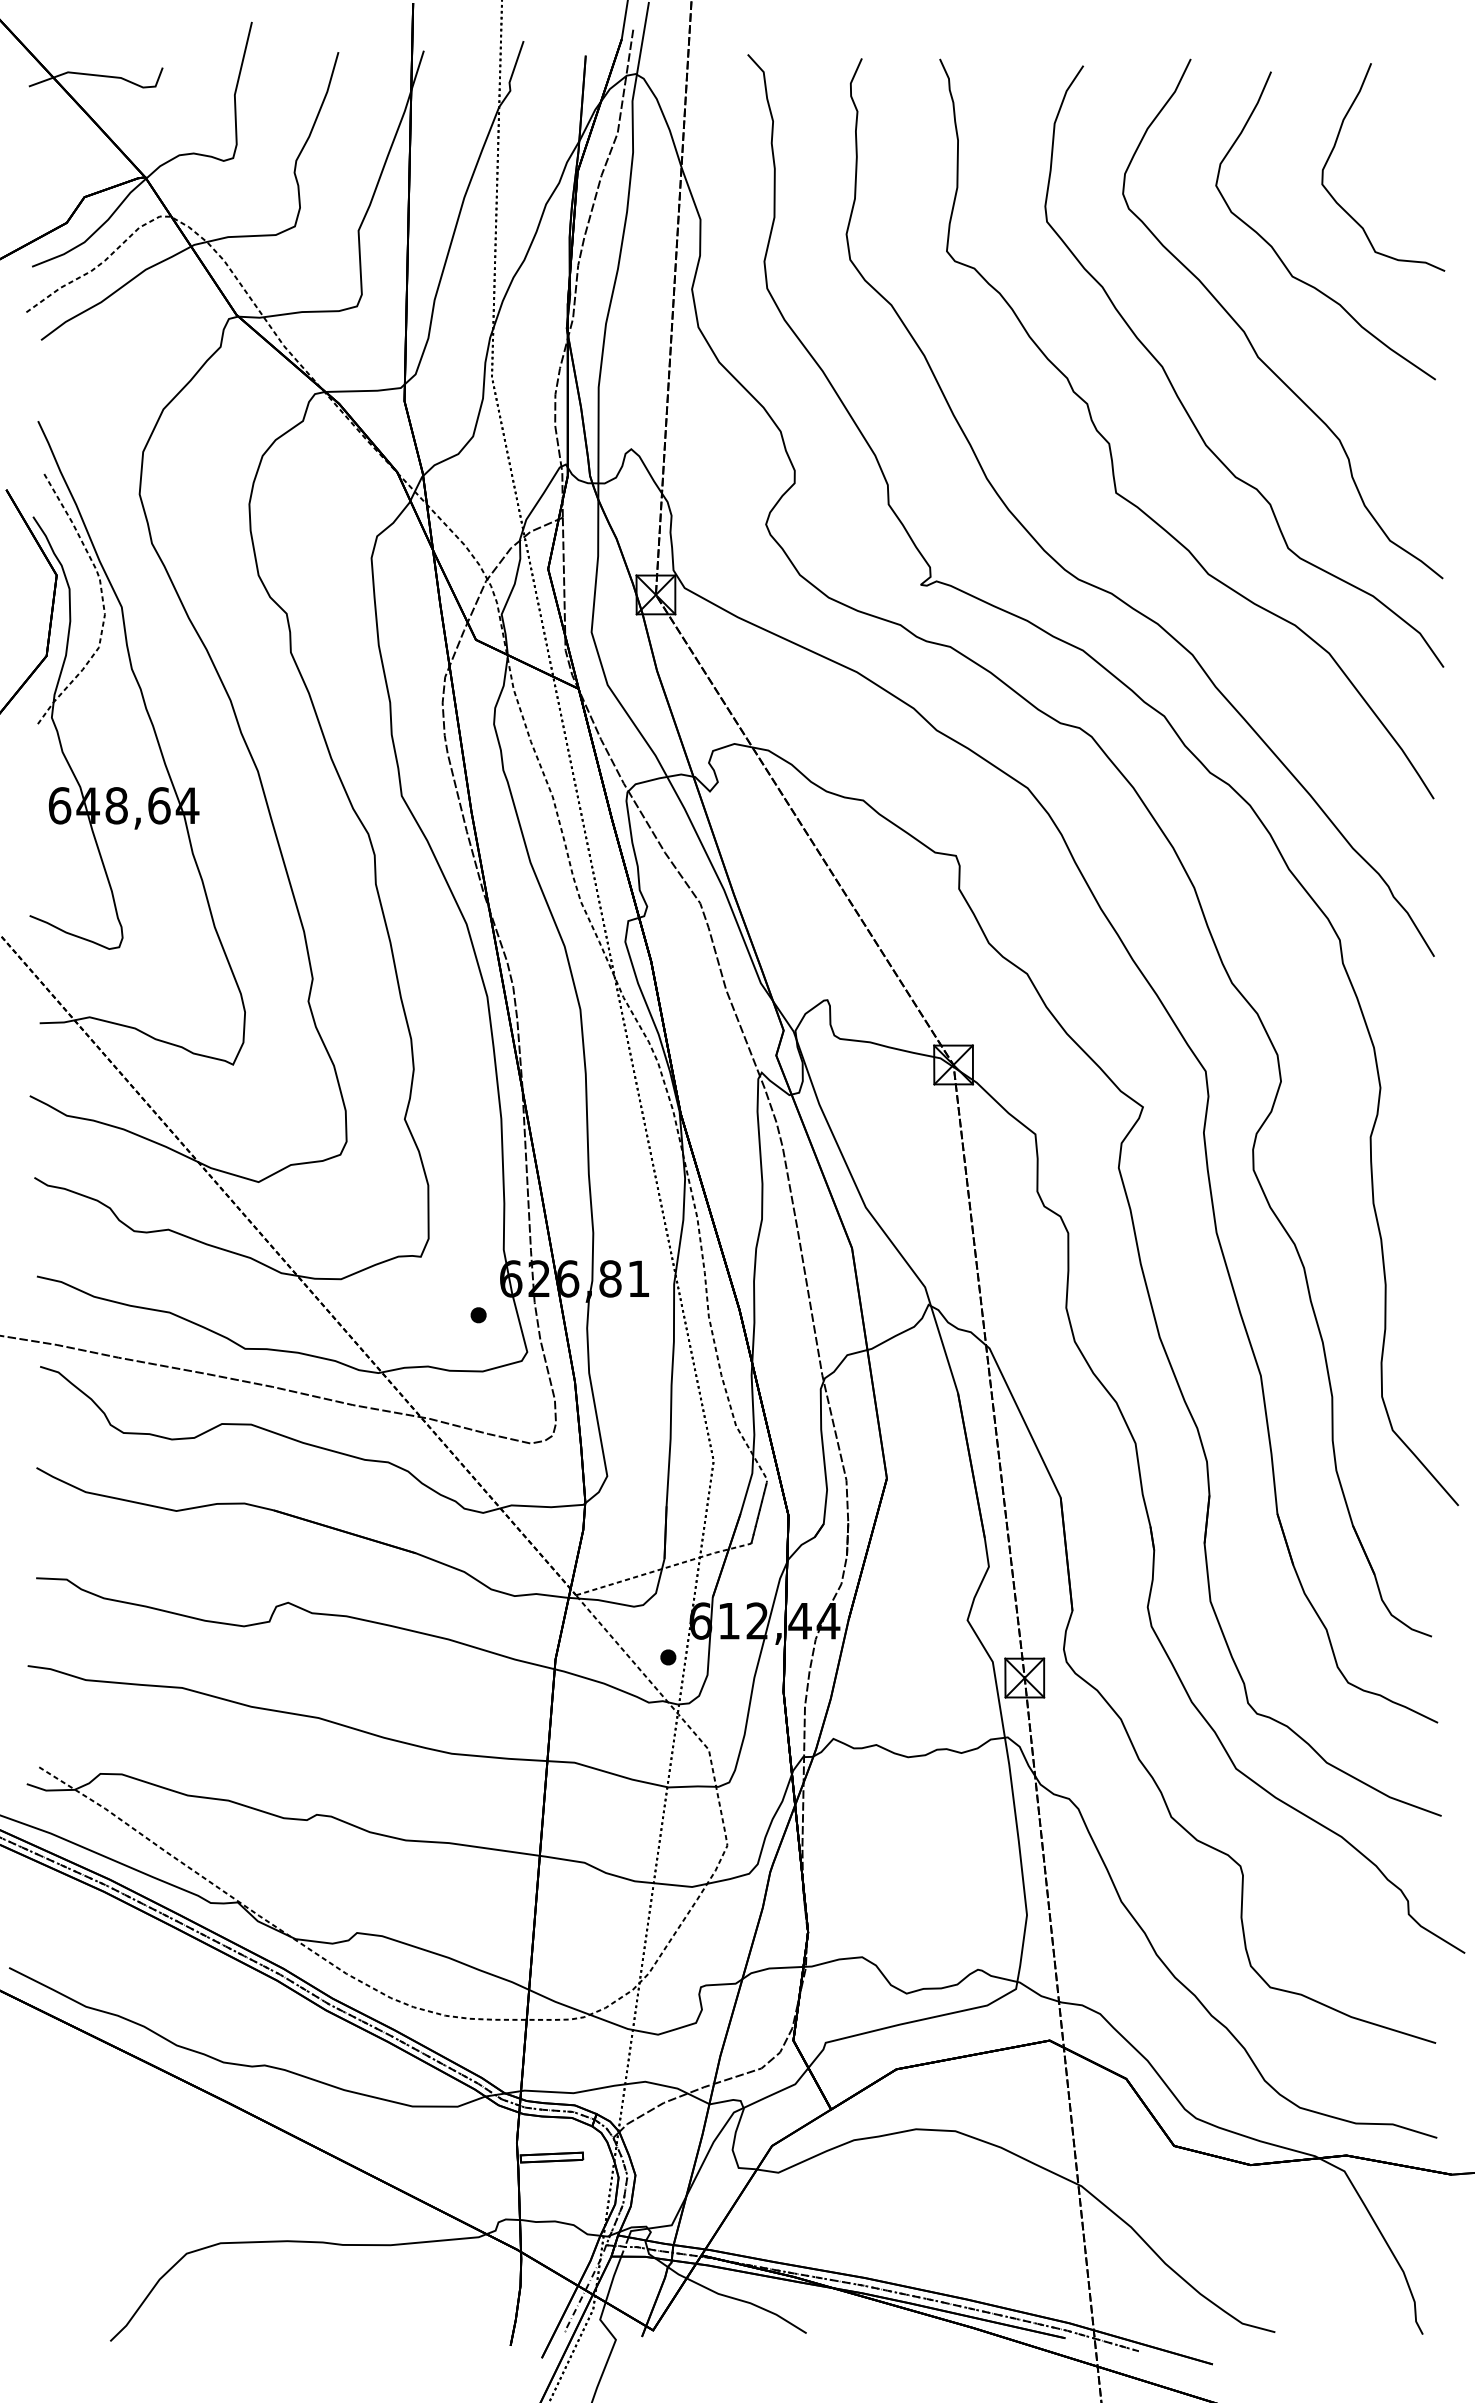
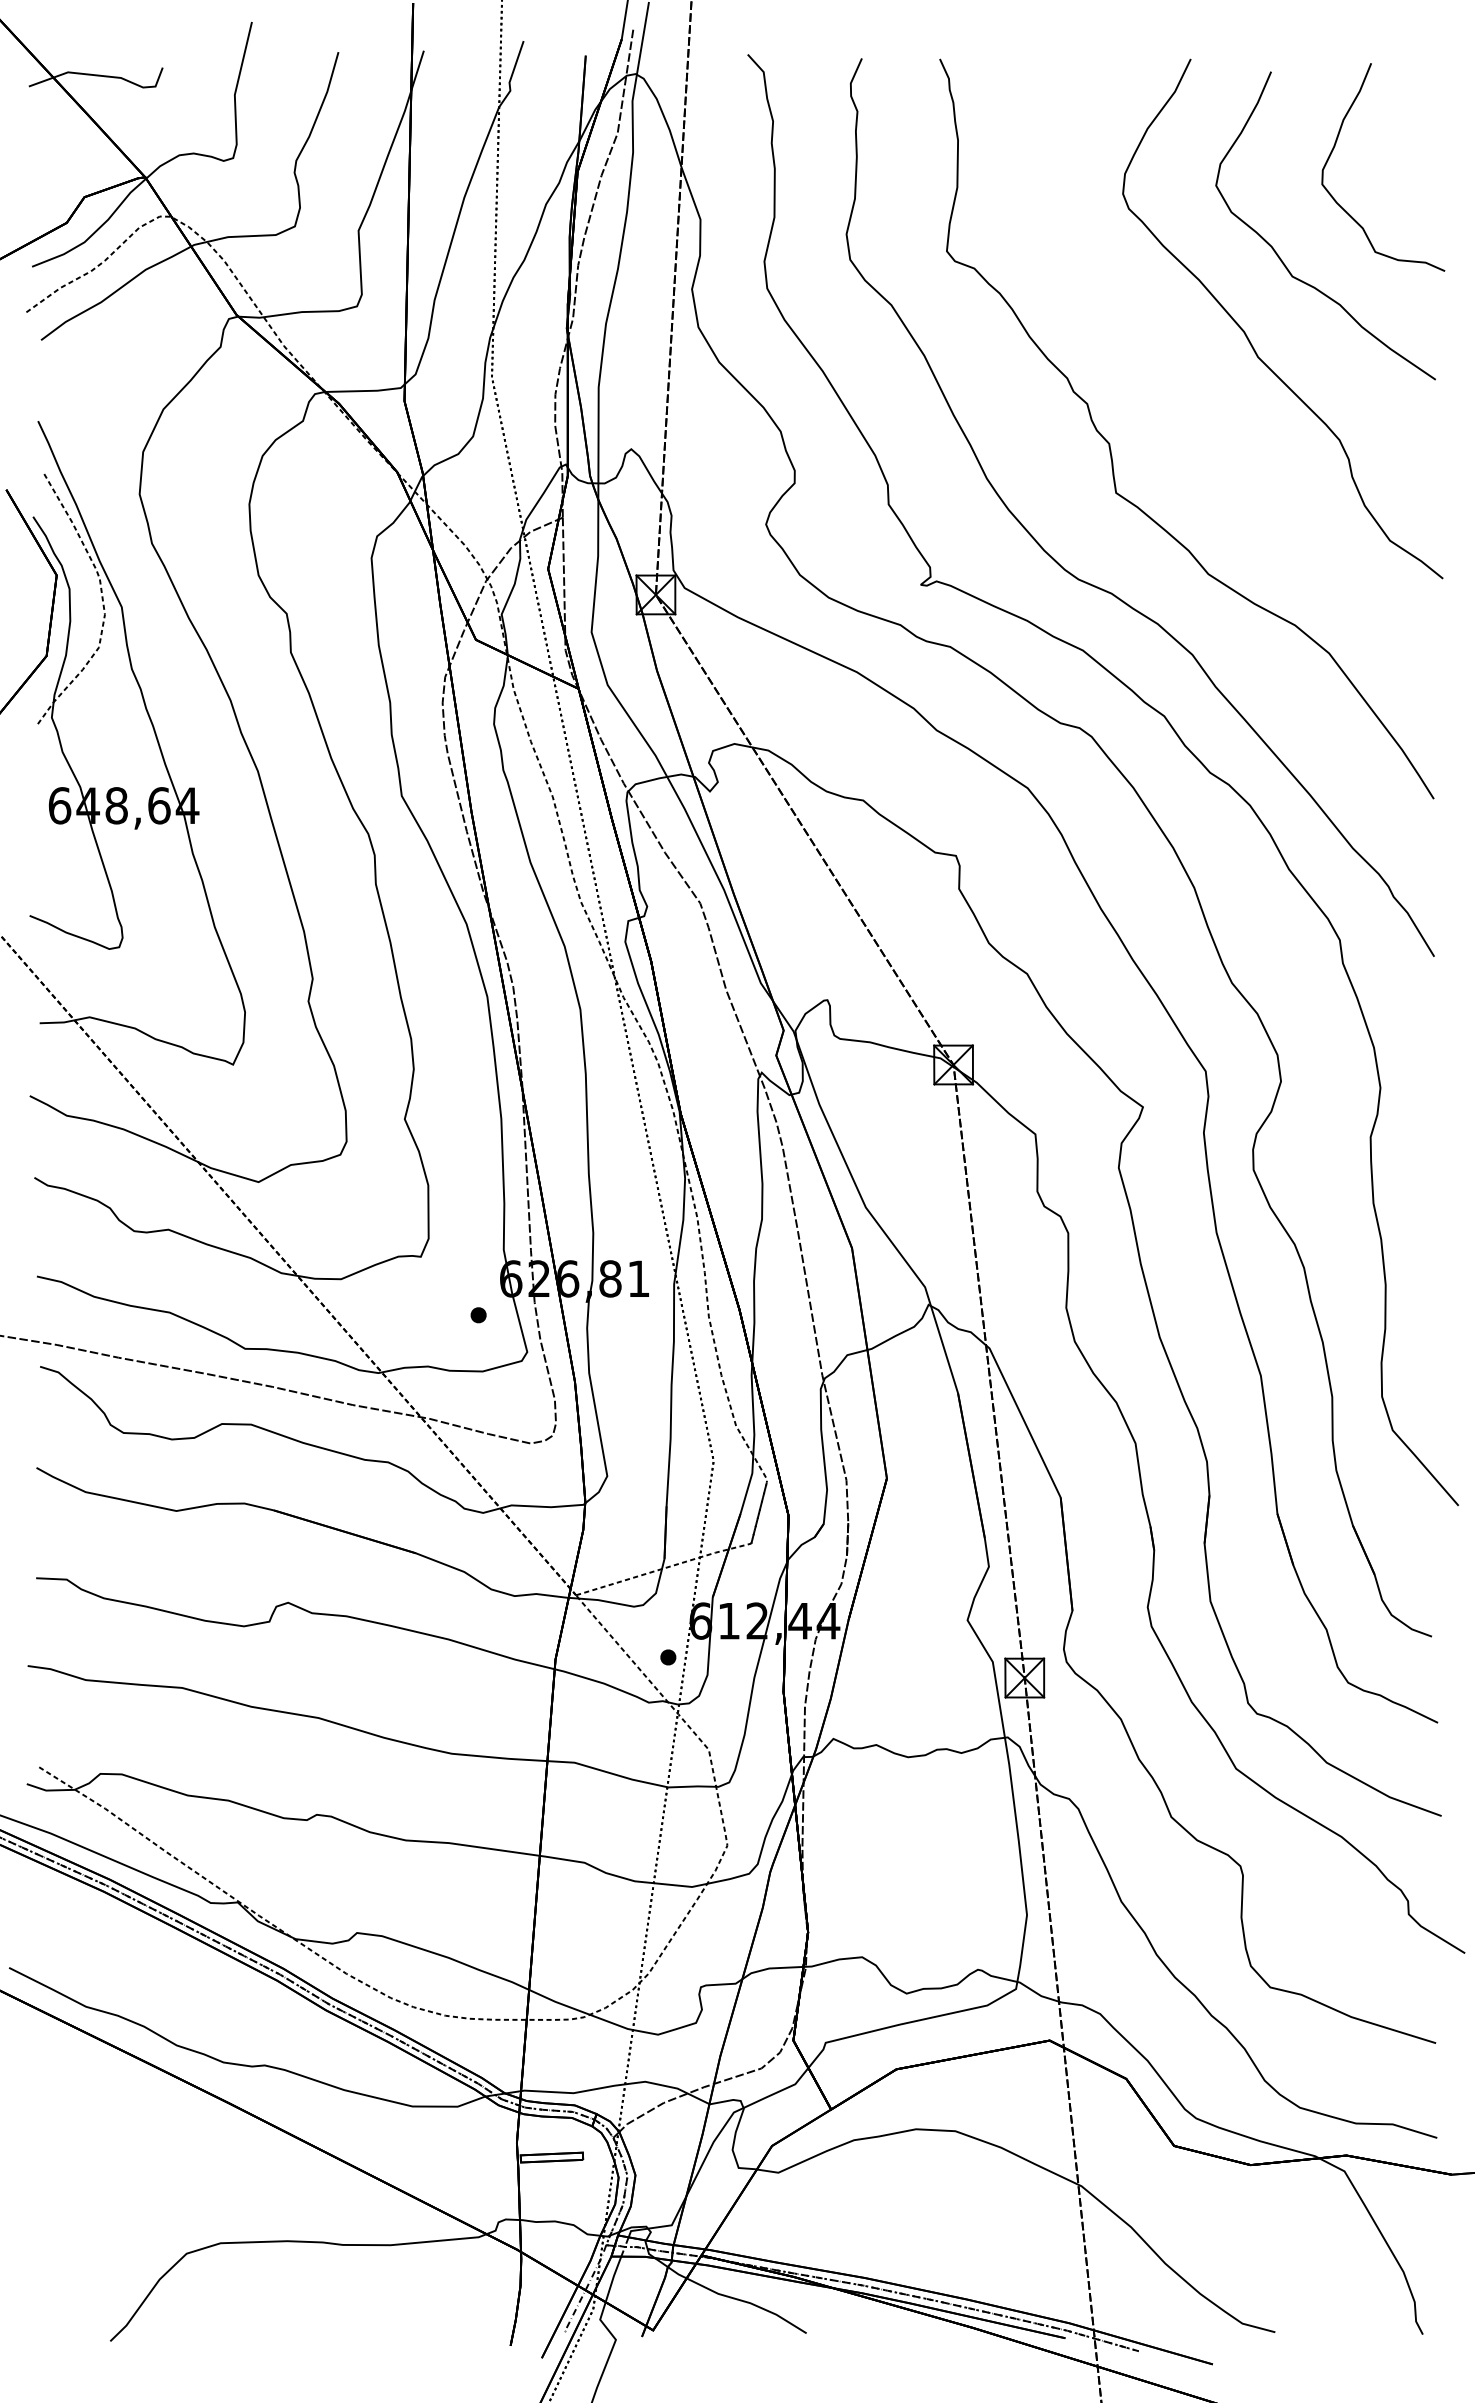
curve: present -> none (1182, 402)
